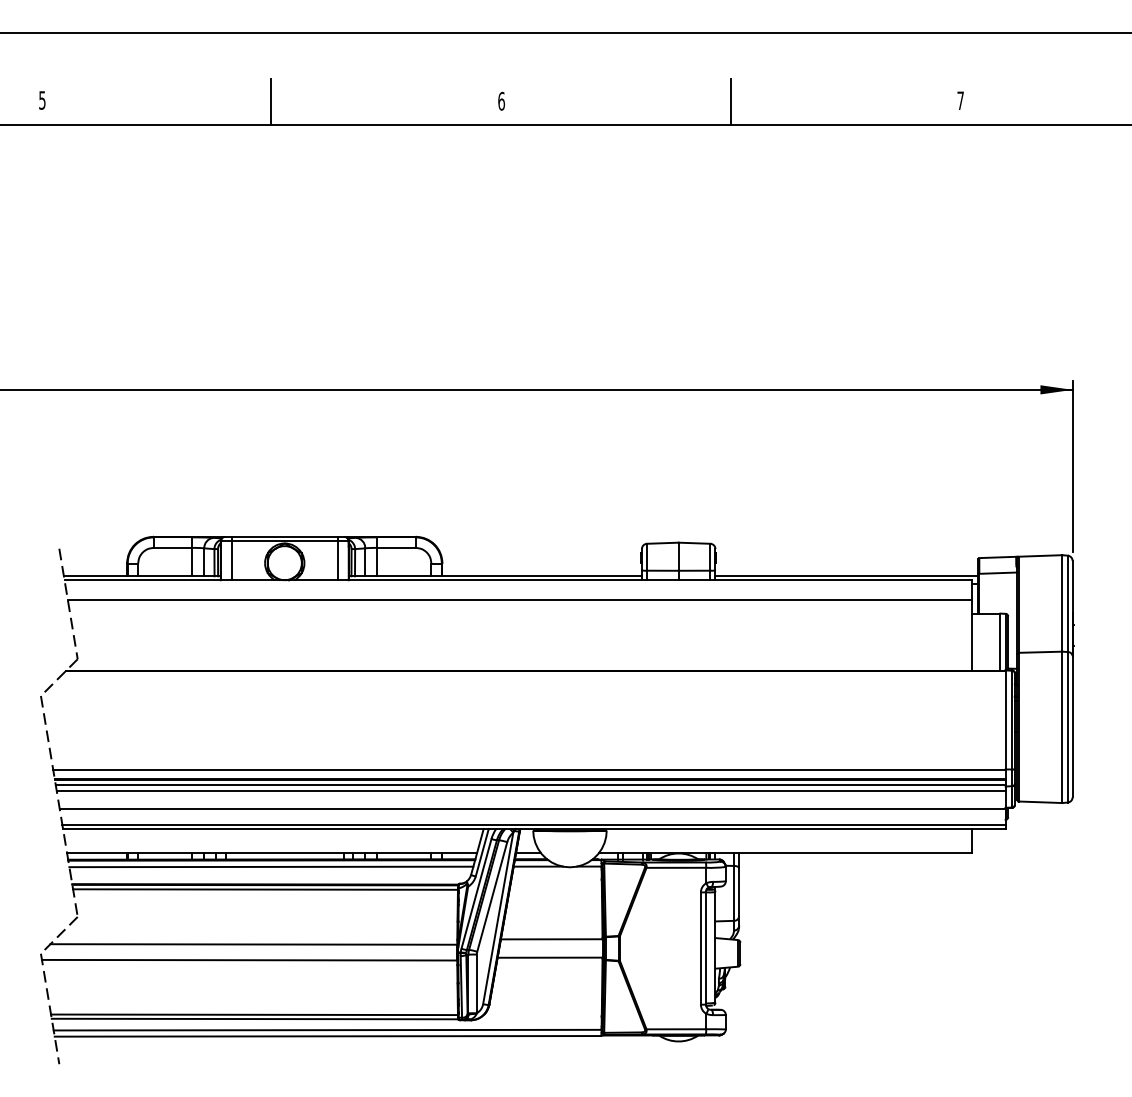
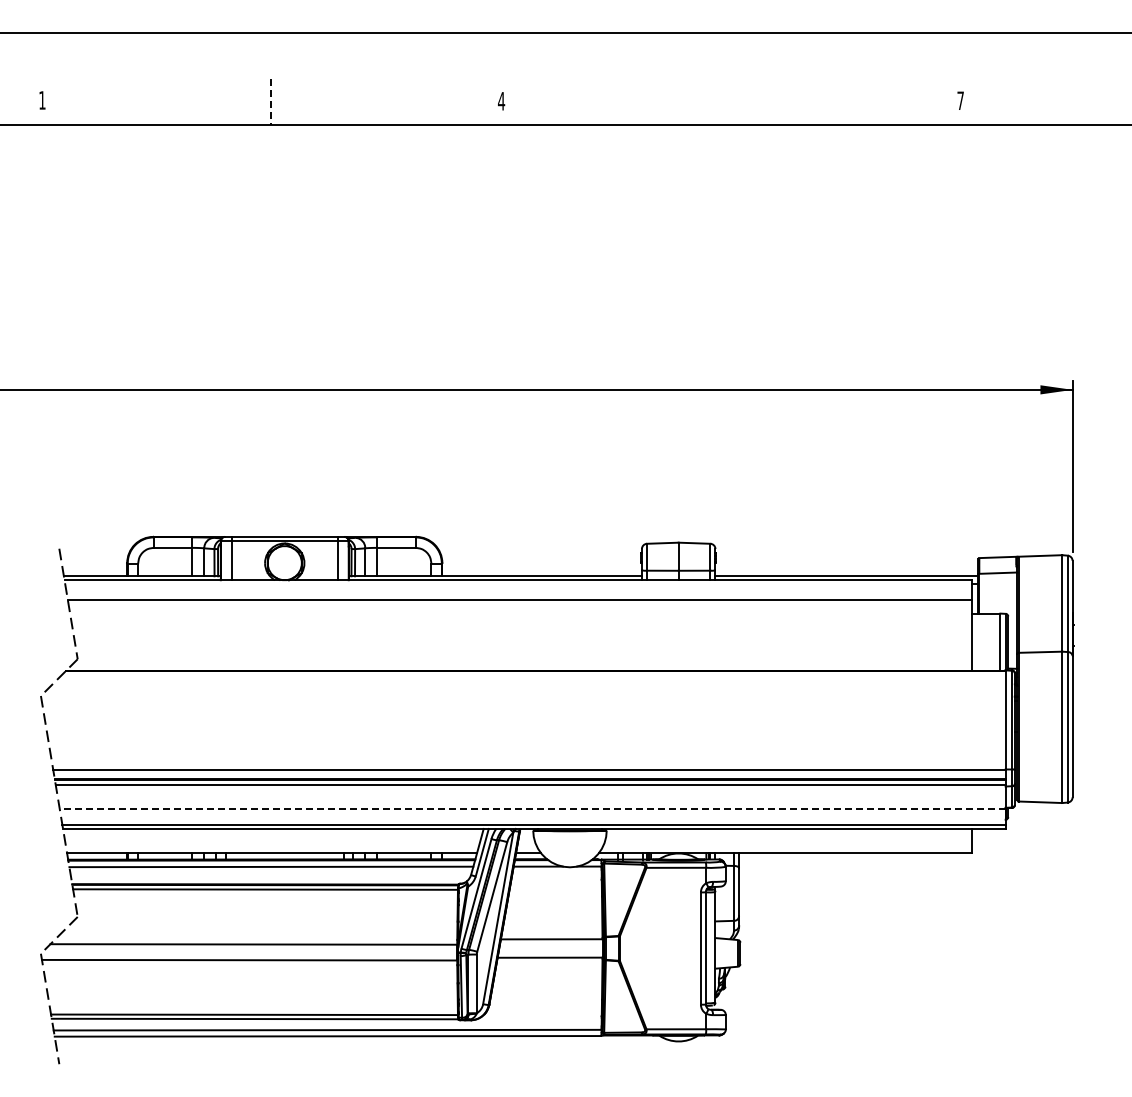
text: 5 -> 1 (42, 100)
text: 6 -> 4 (501, 100)
line: solid -> dashed (271, 101)
line: present -> none (730, 101)
line: present -> none (530, 790)
line: solid -> dashed (532, 808)
